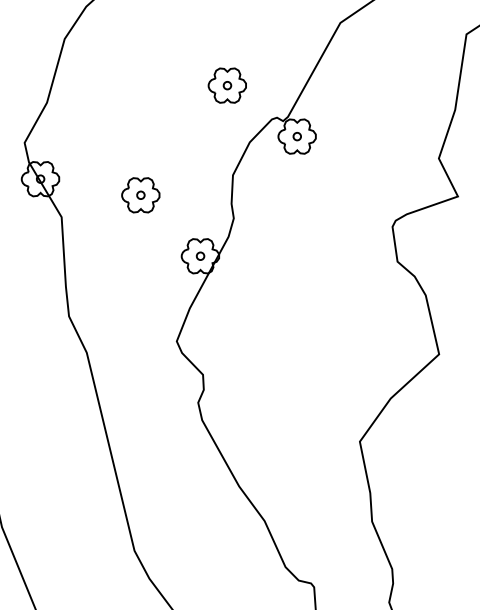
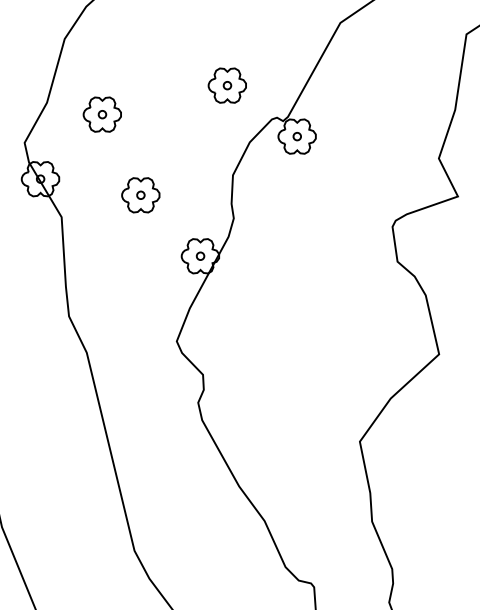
part: none -> present (101, 114)
